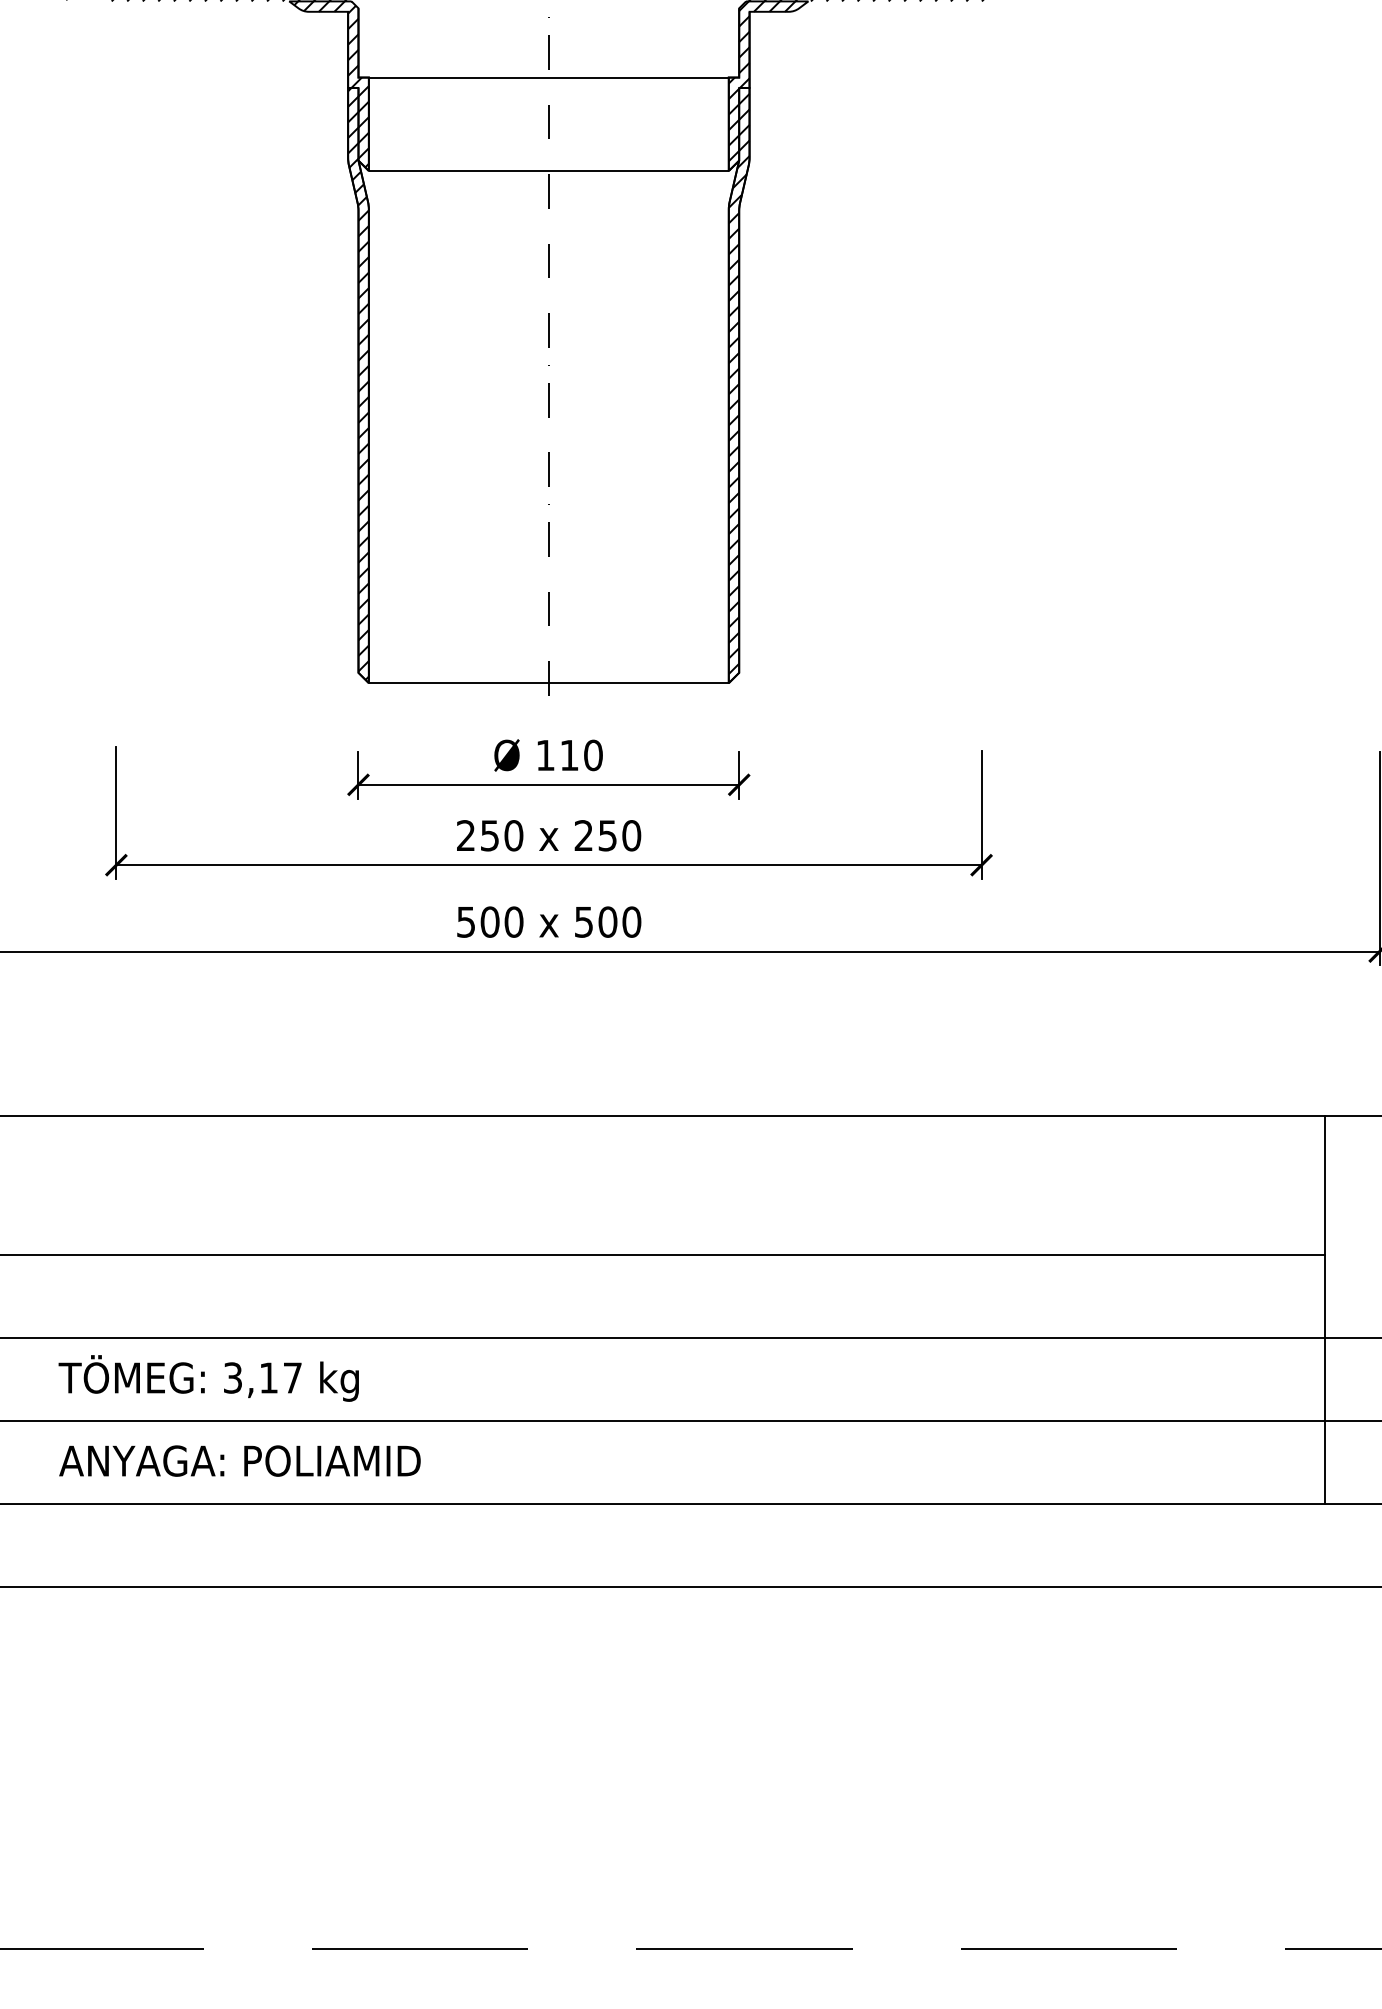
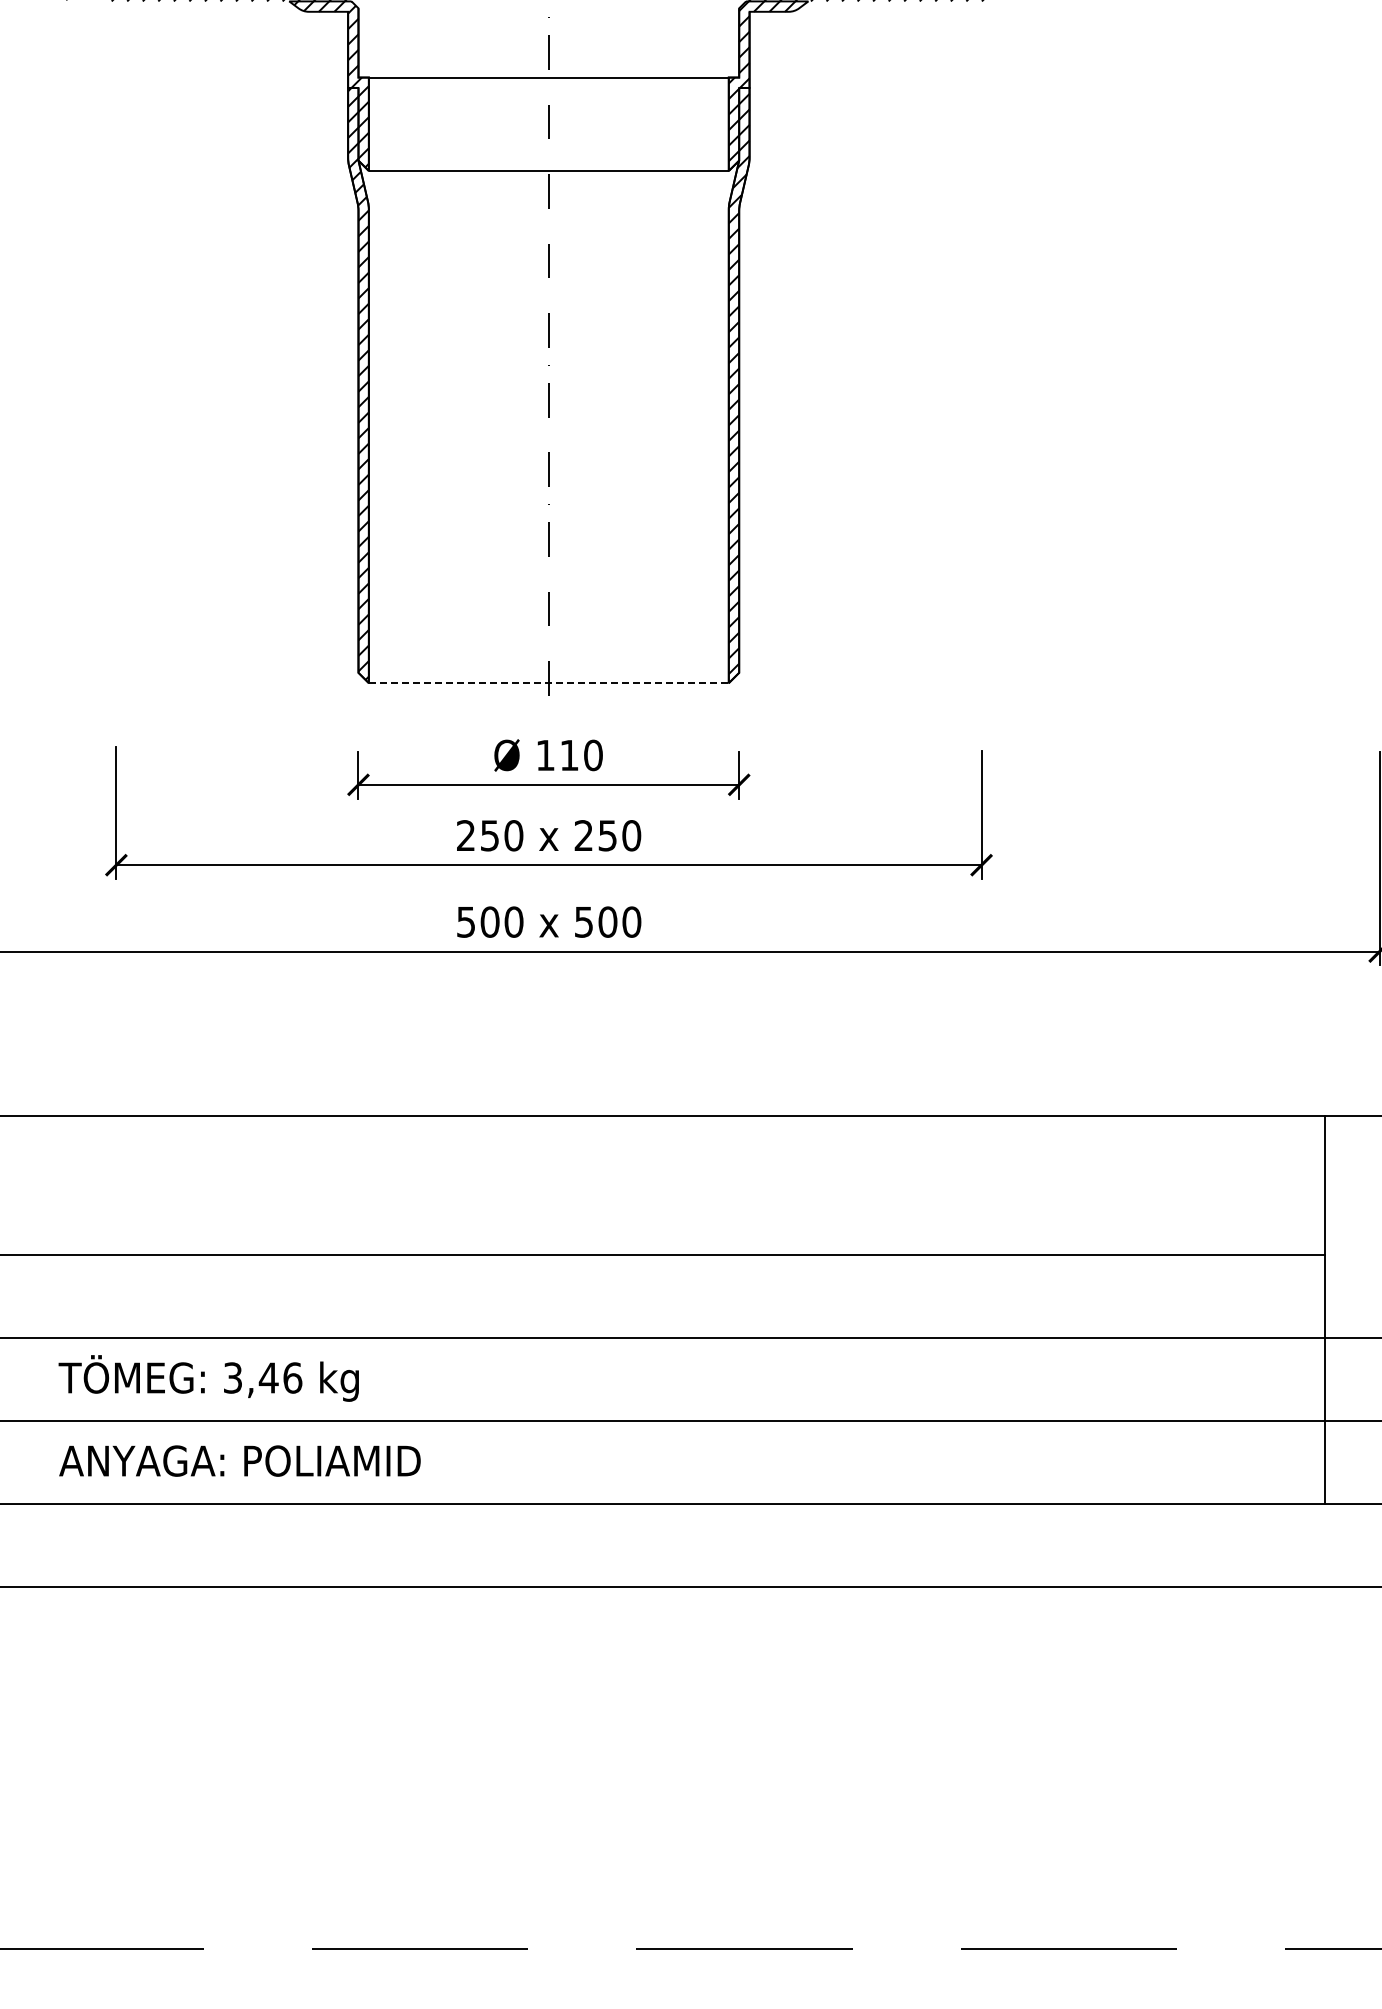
line: solid -> dashed (548, 683)
text: 3,17 -> 3,46 (280, 1377)
